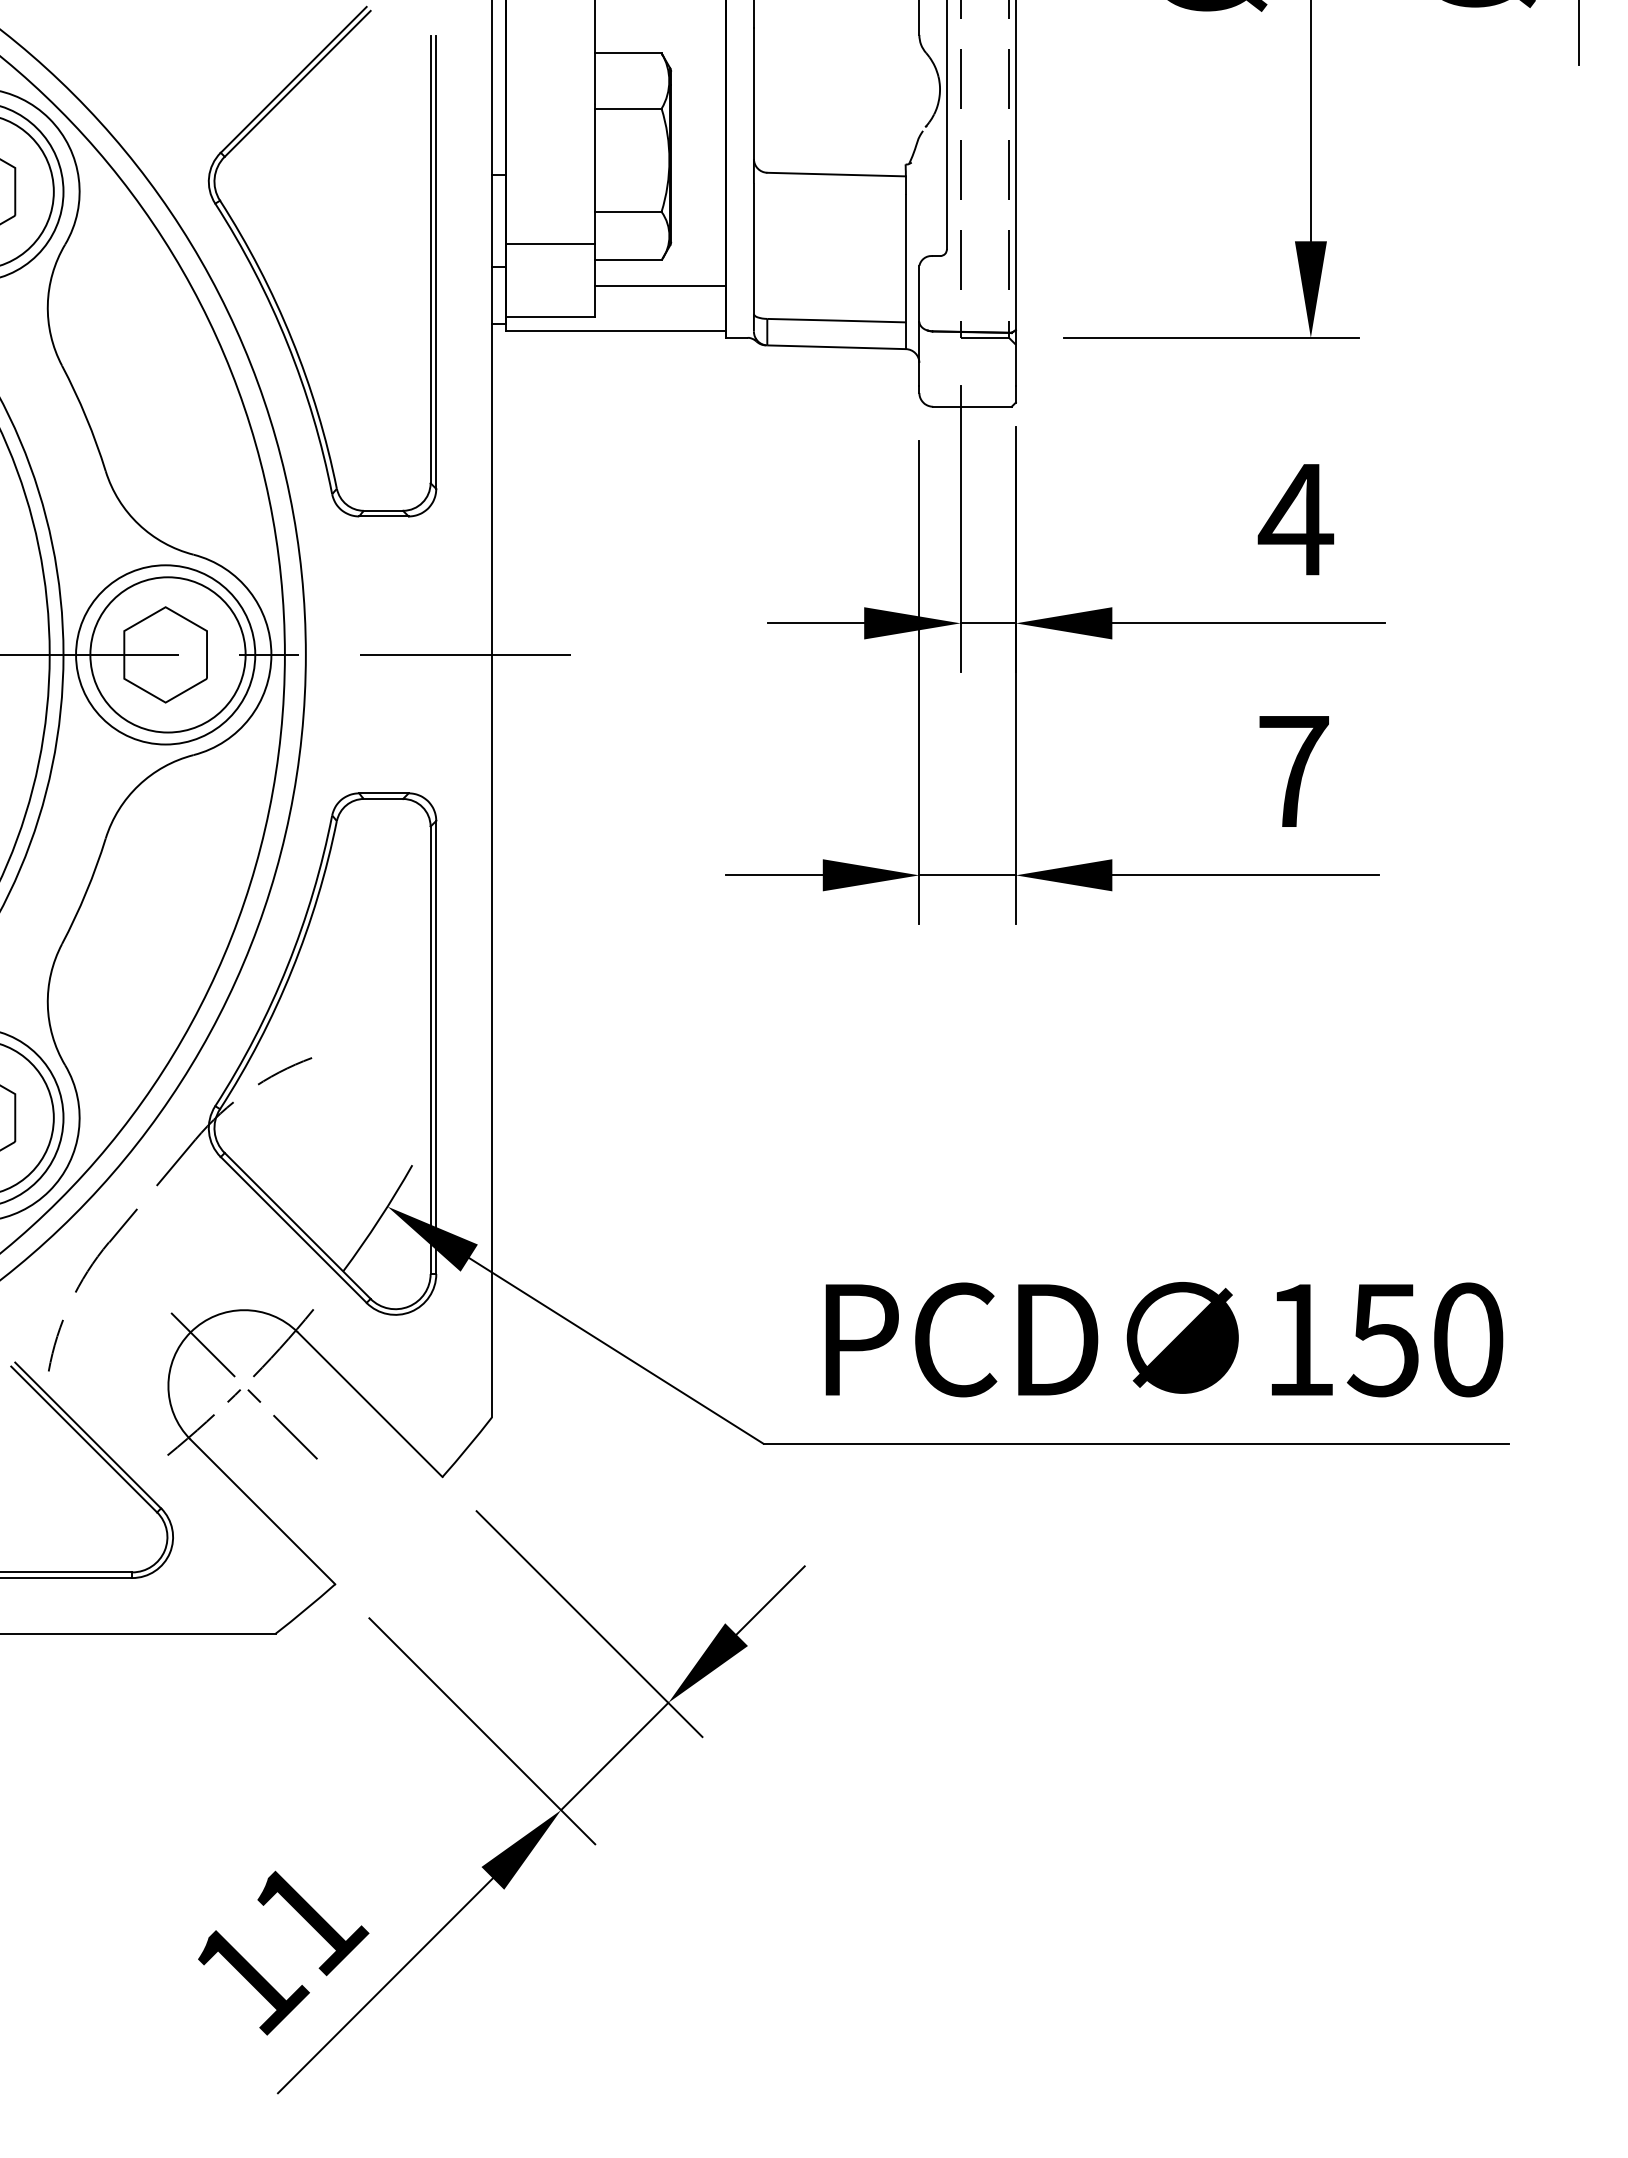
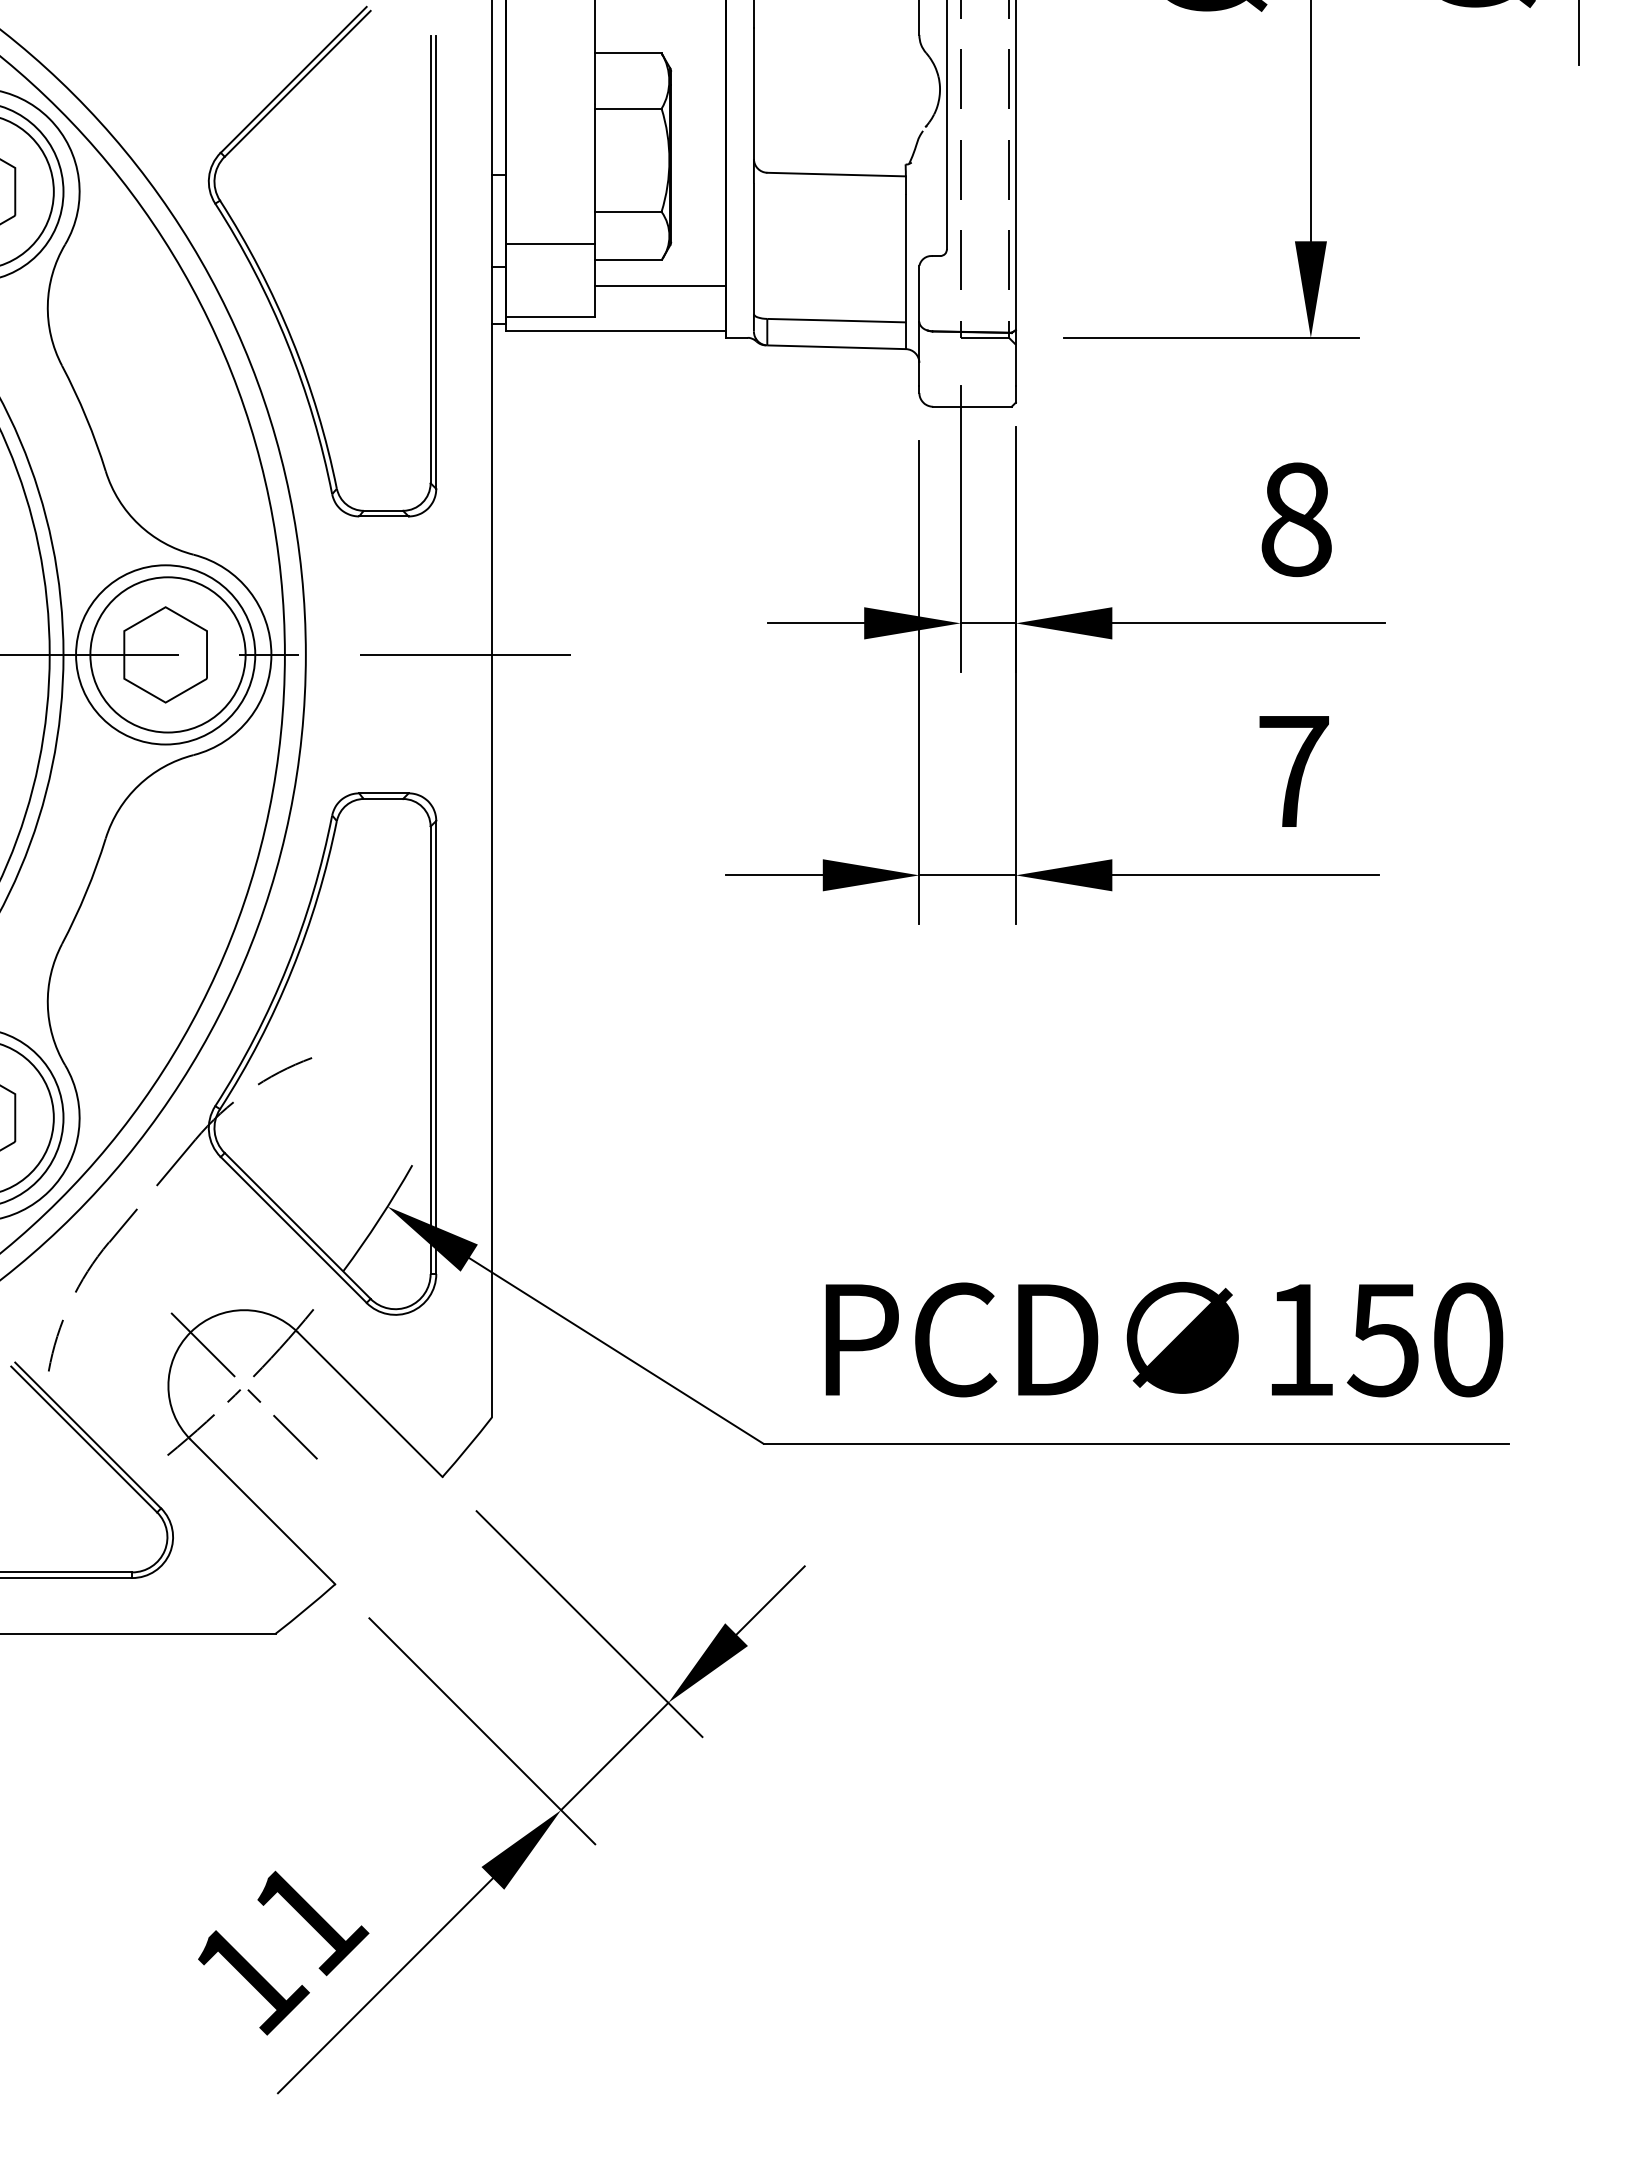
text: 4 -> 8 (1295, 519)
